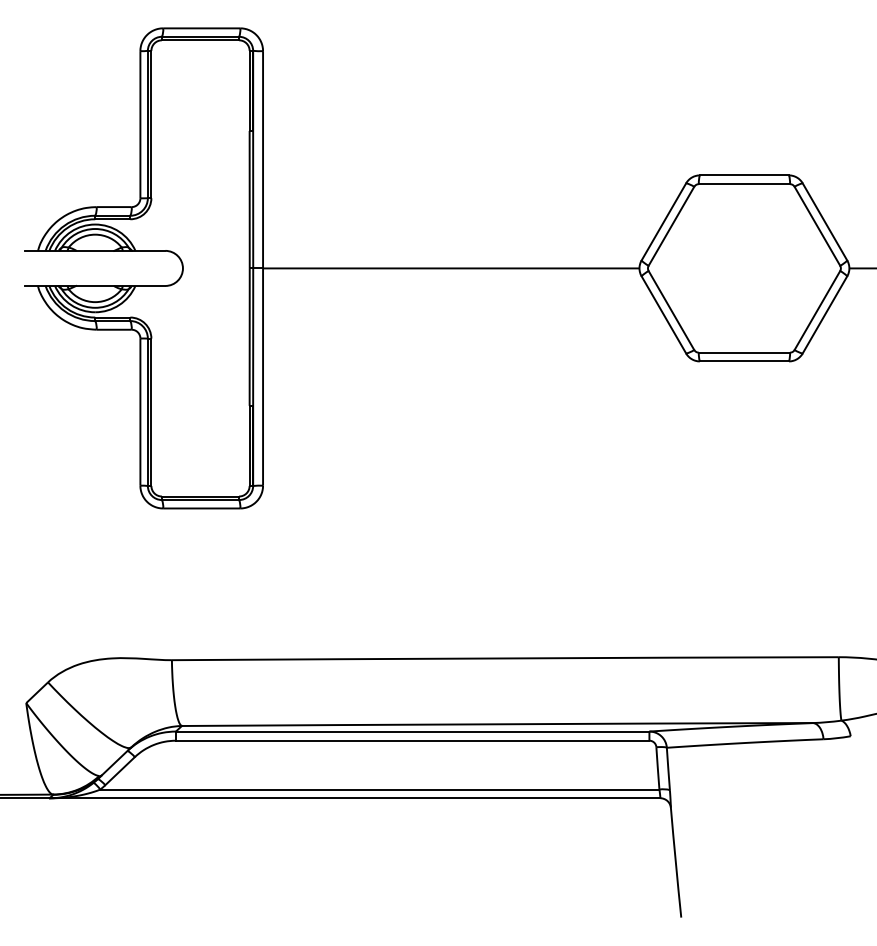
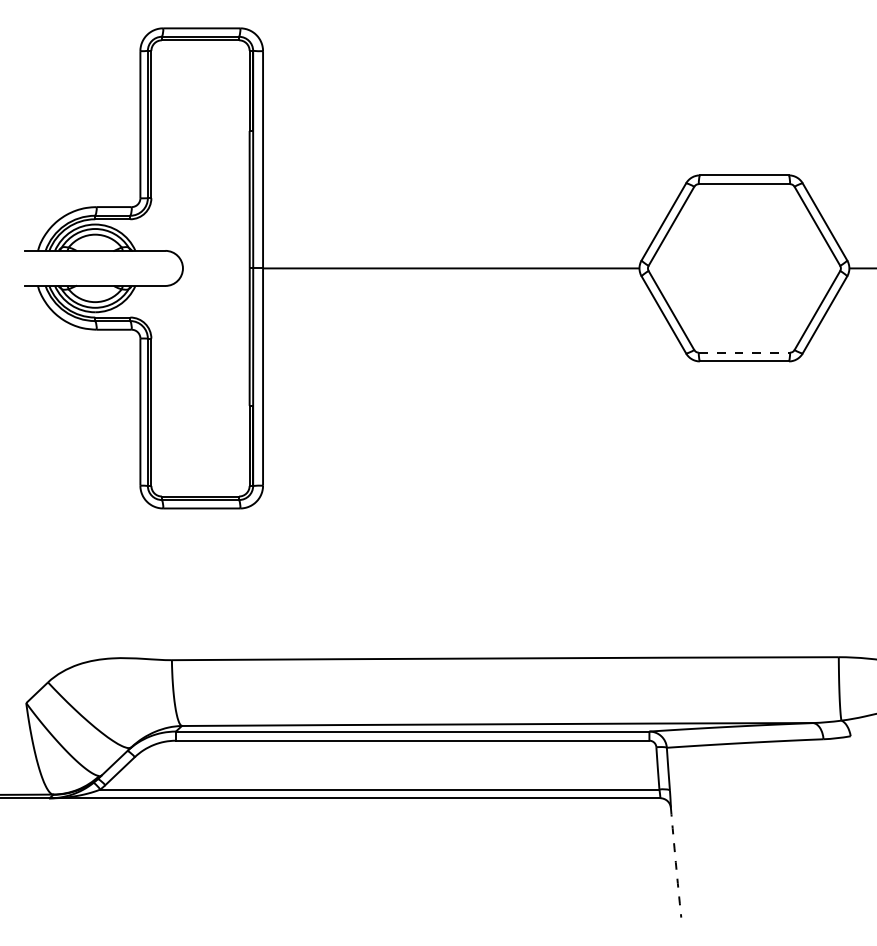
line: solid -> dashed (744, 352)
arc: solid -> dashed (675, 862)
